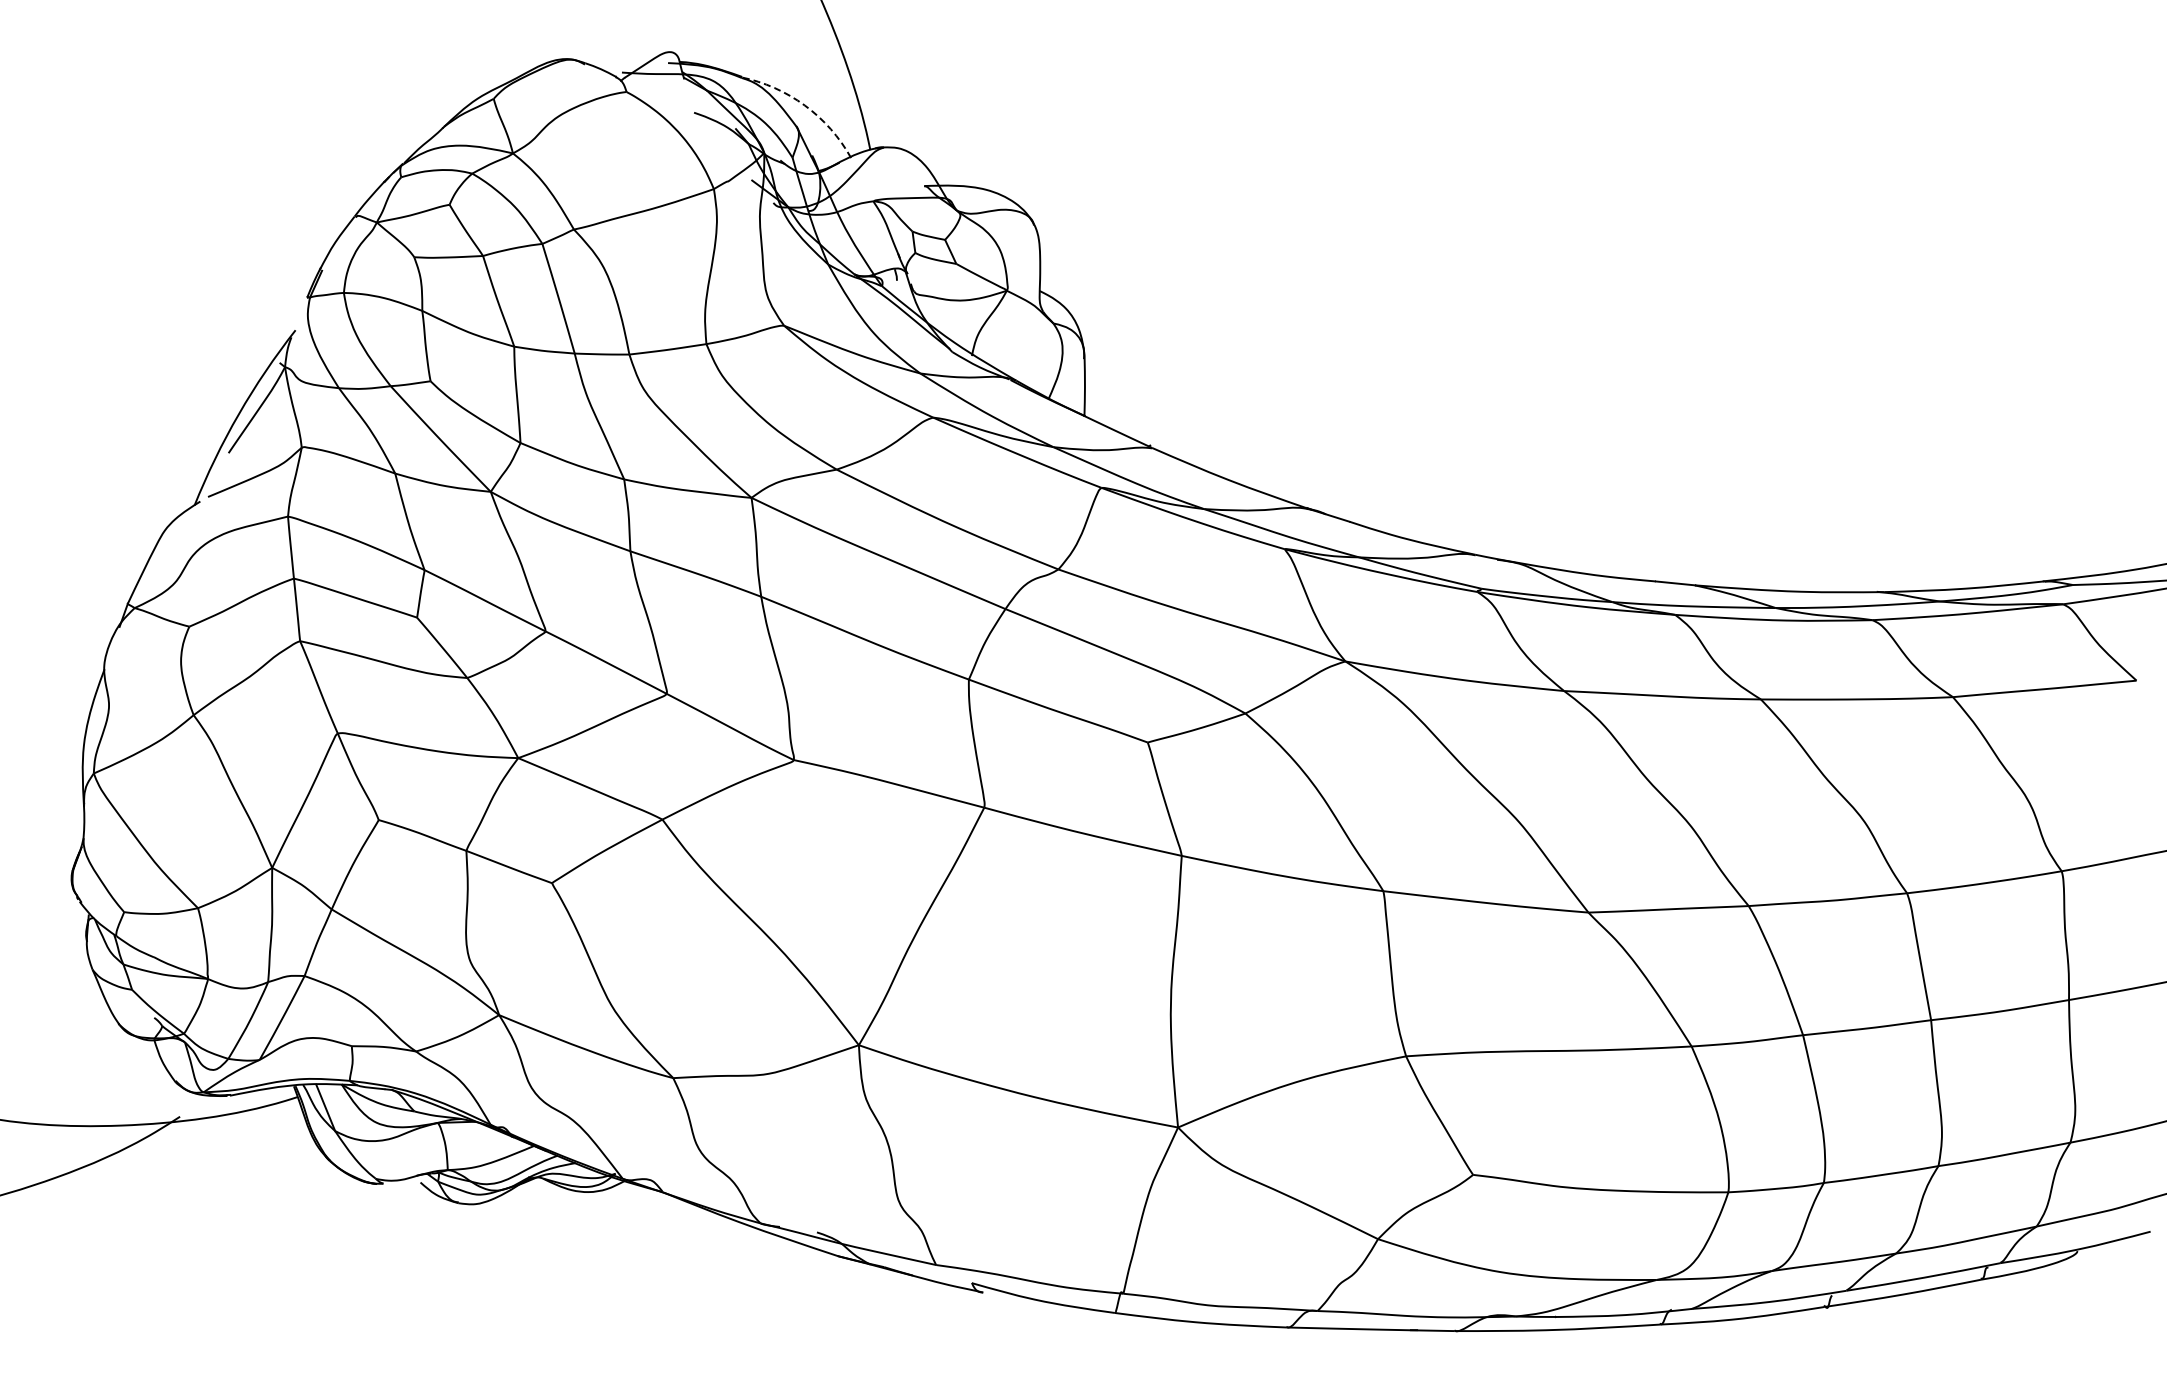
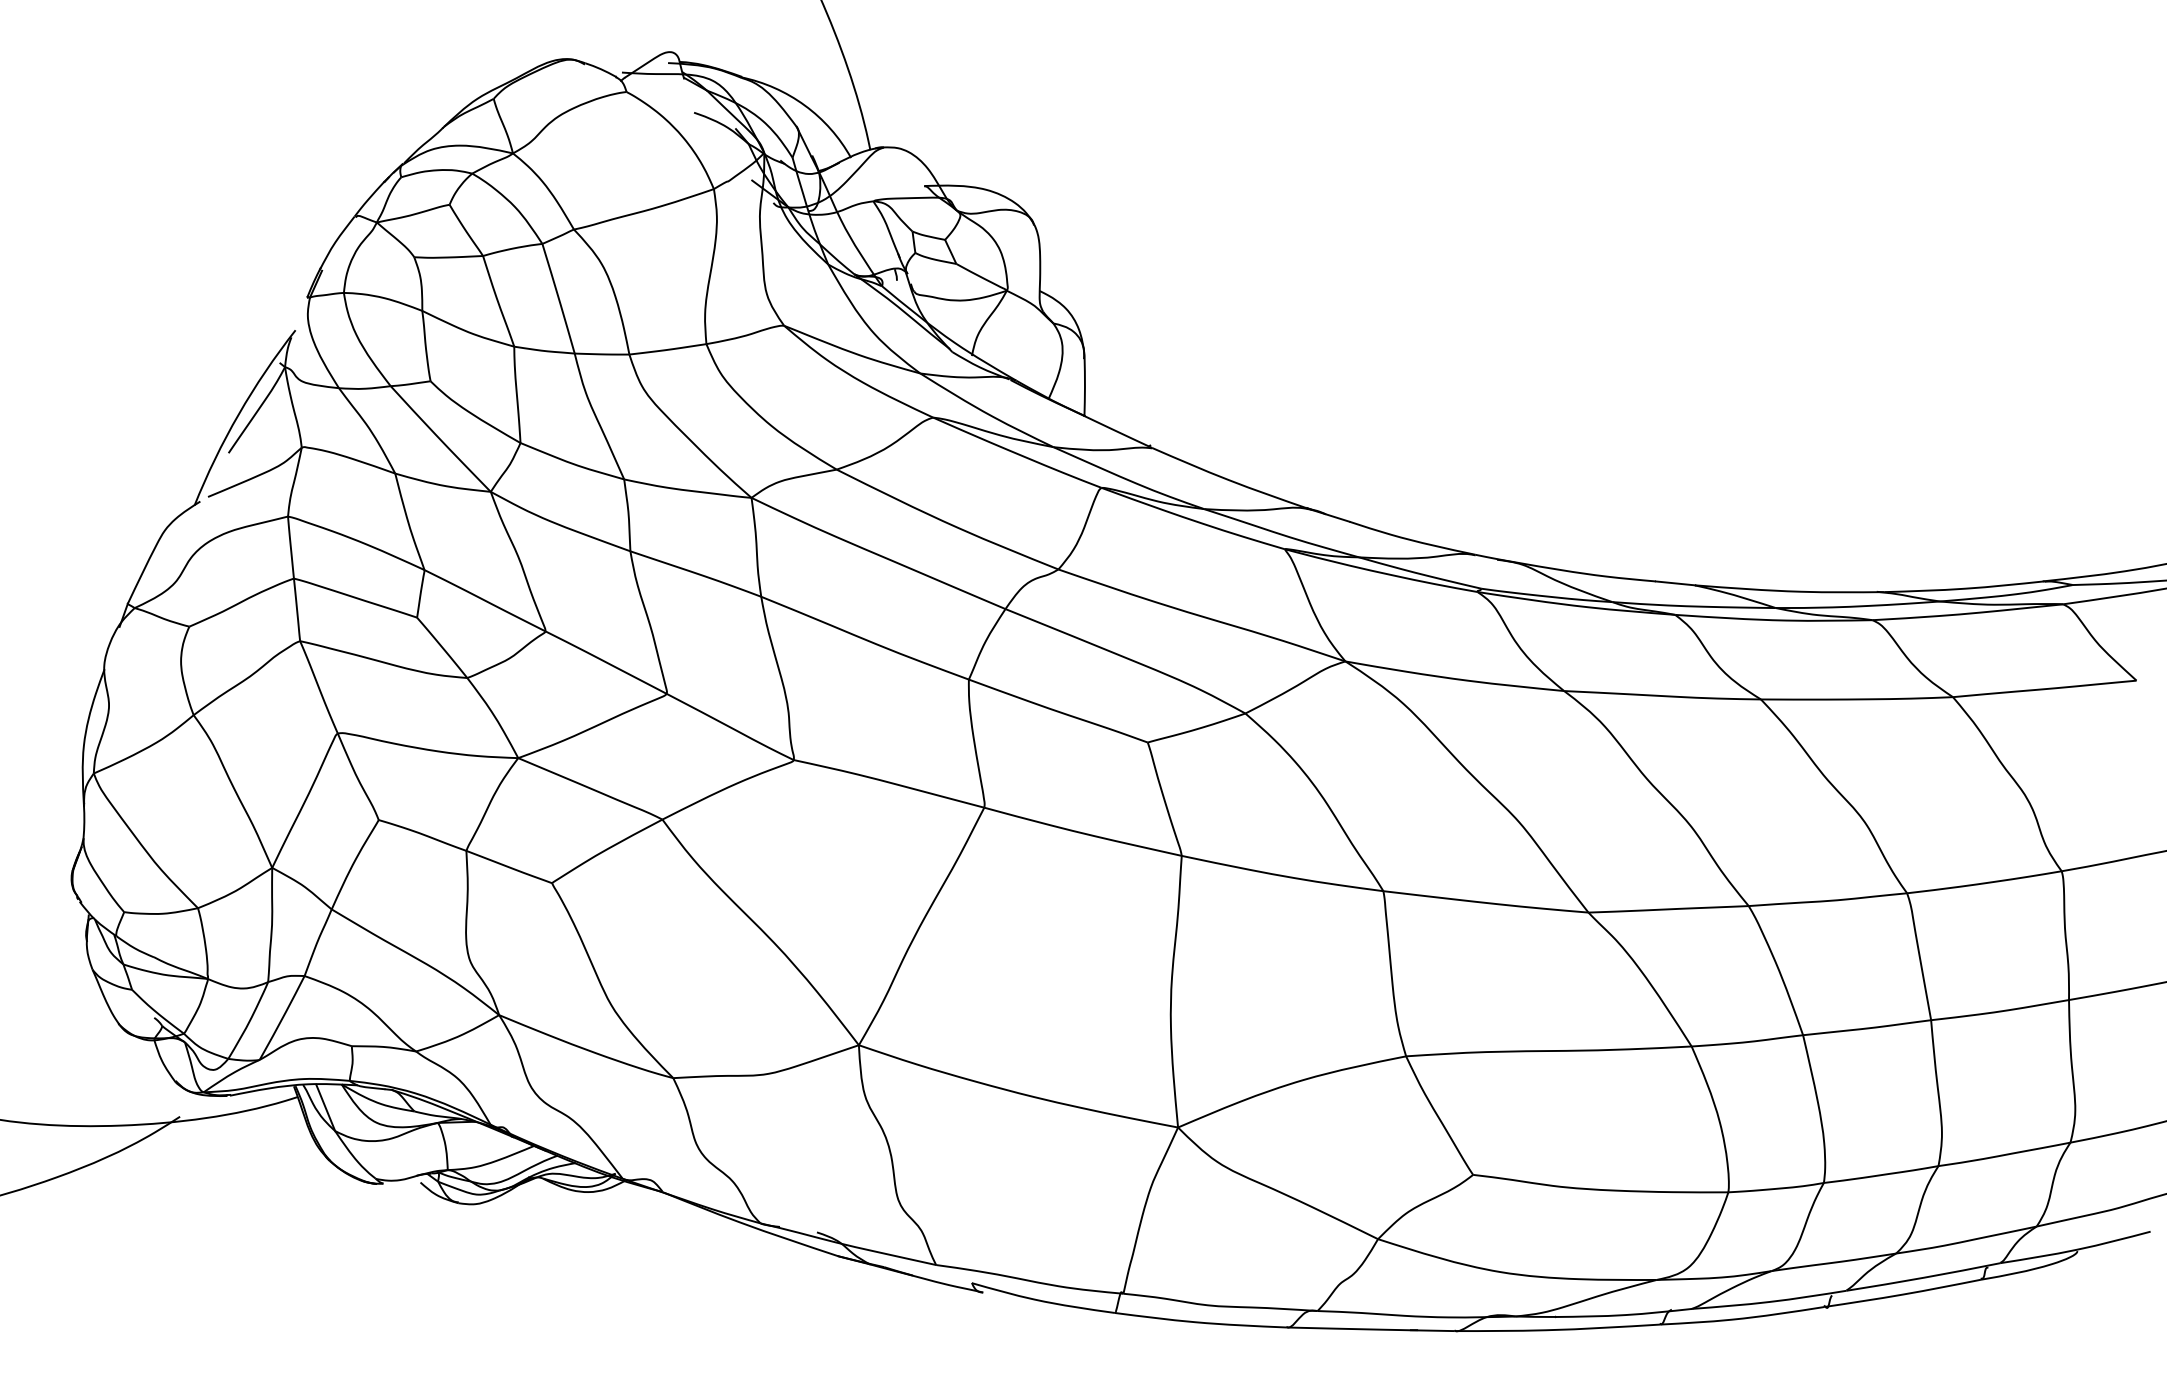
arc: dashed -> solid (804, 105)
